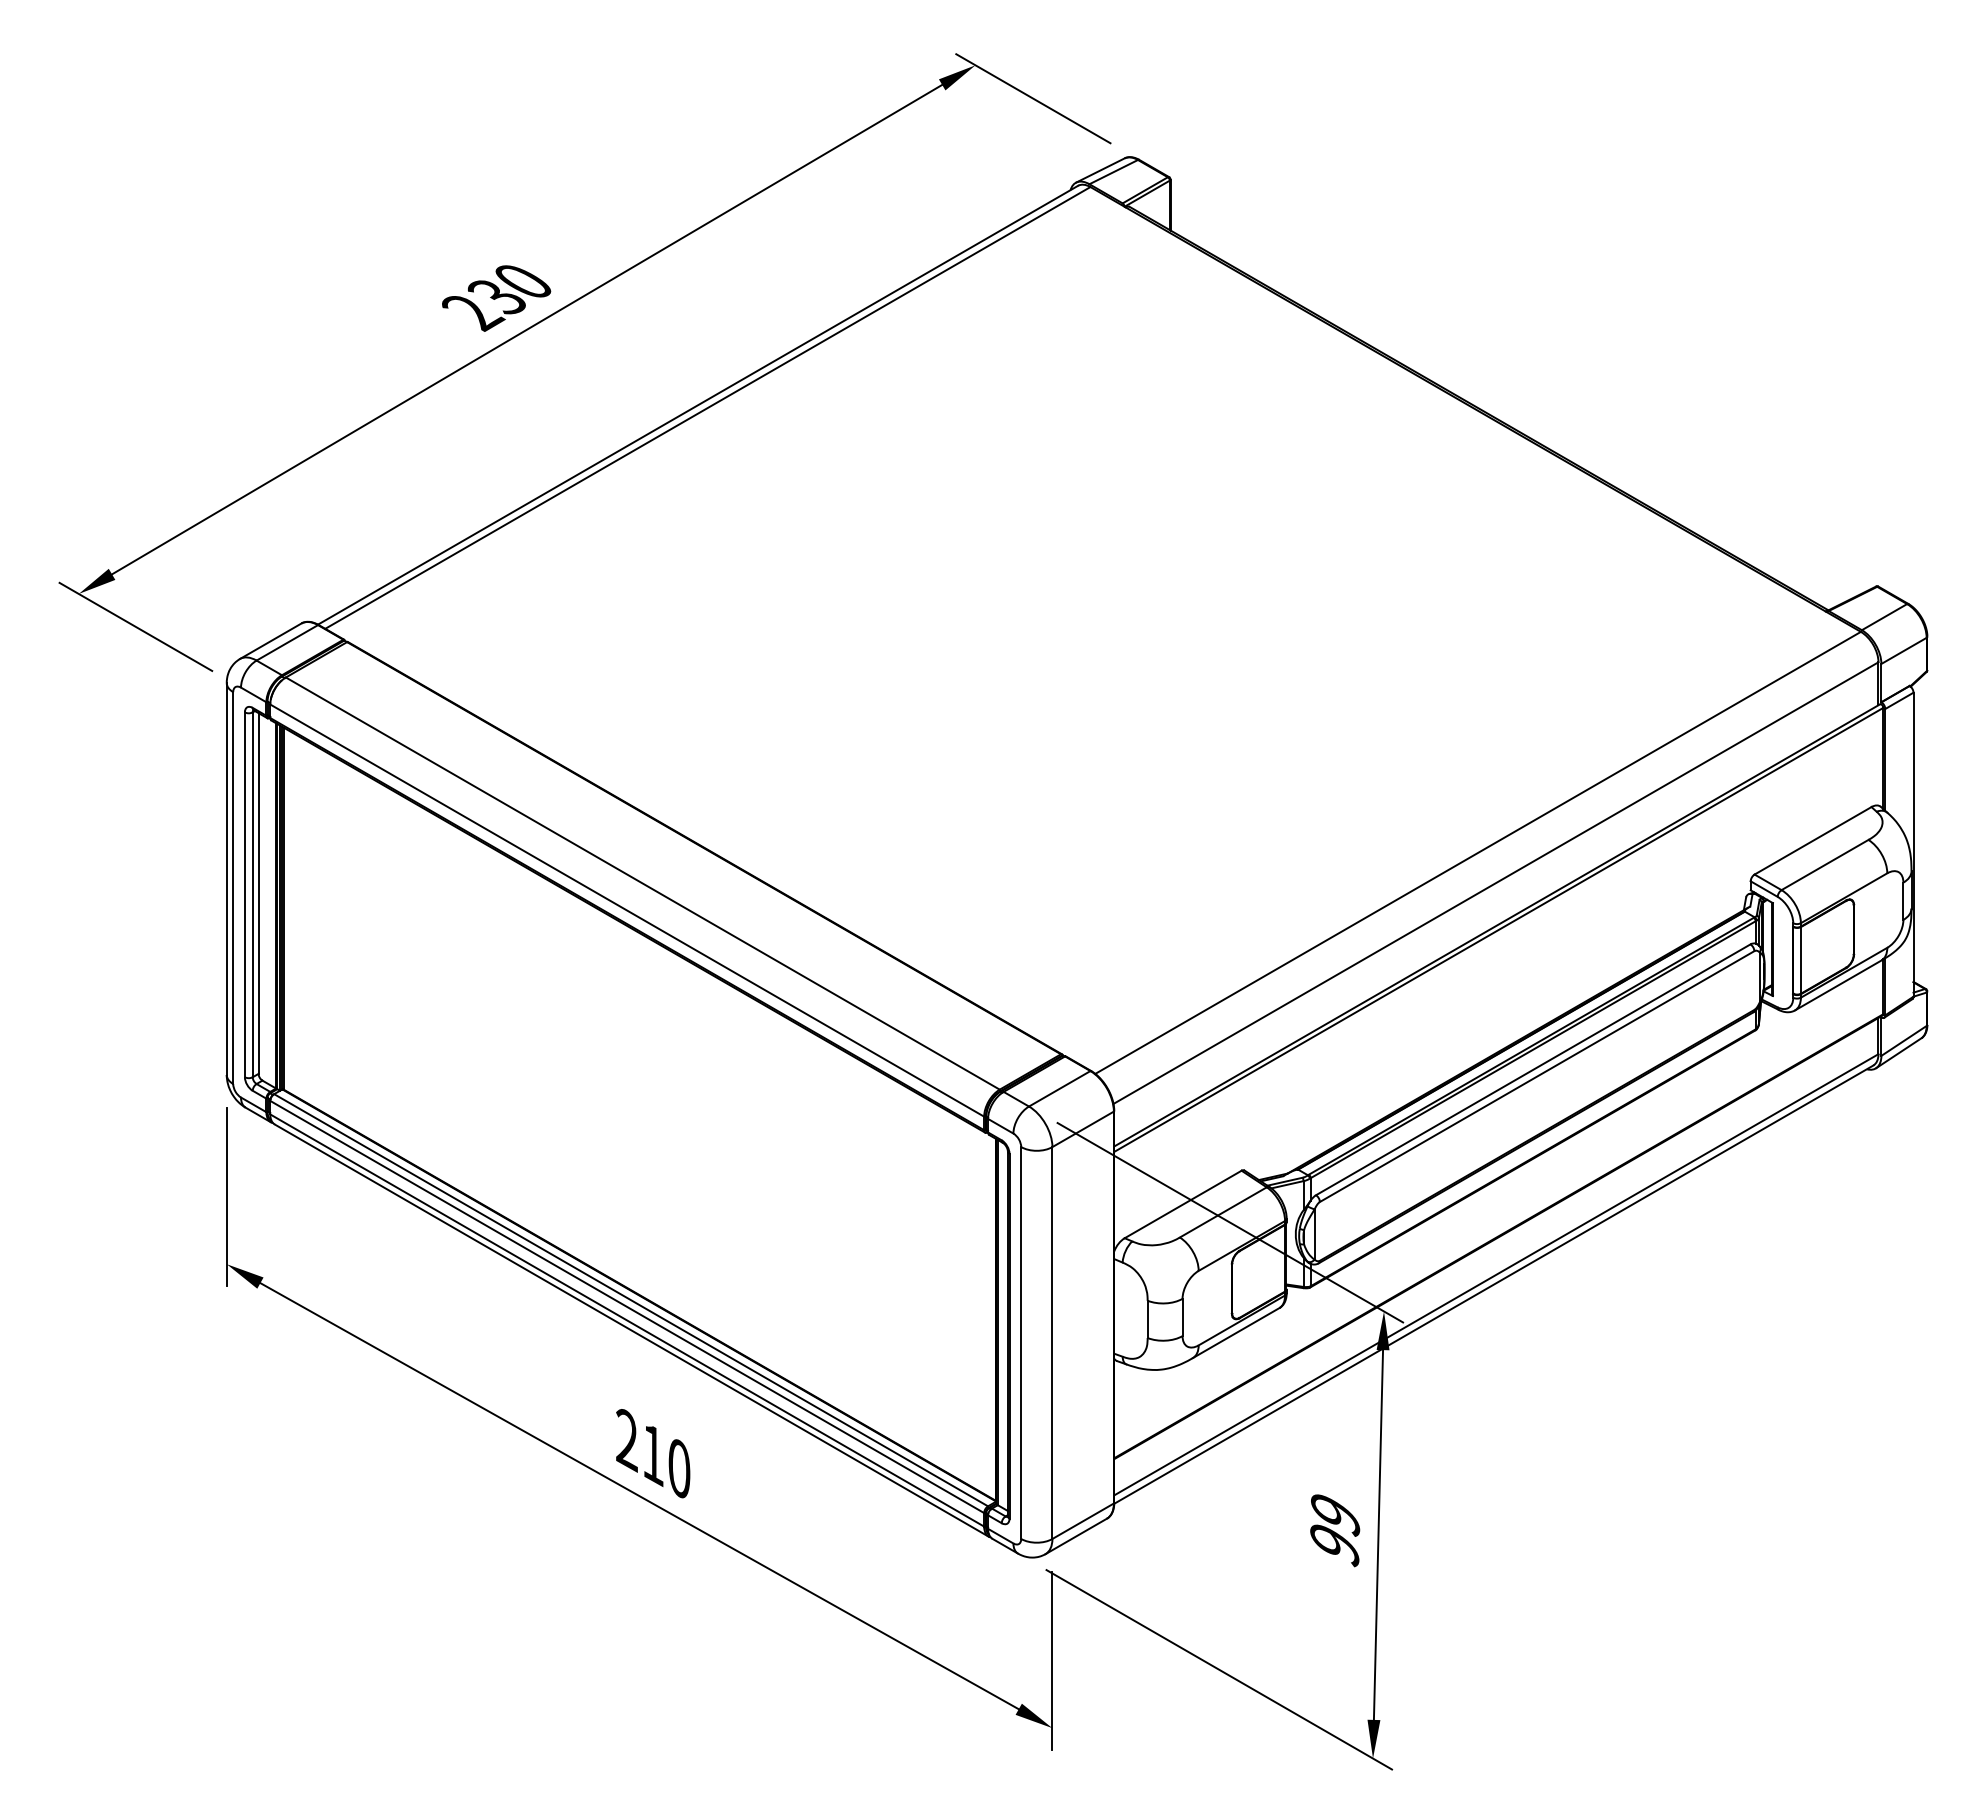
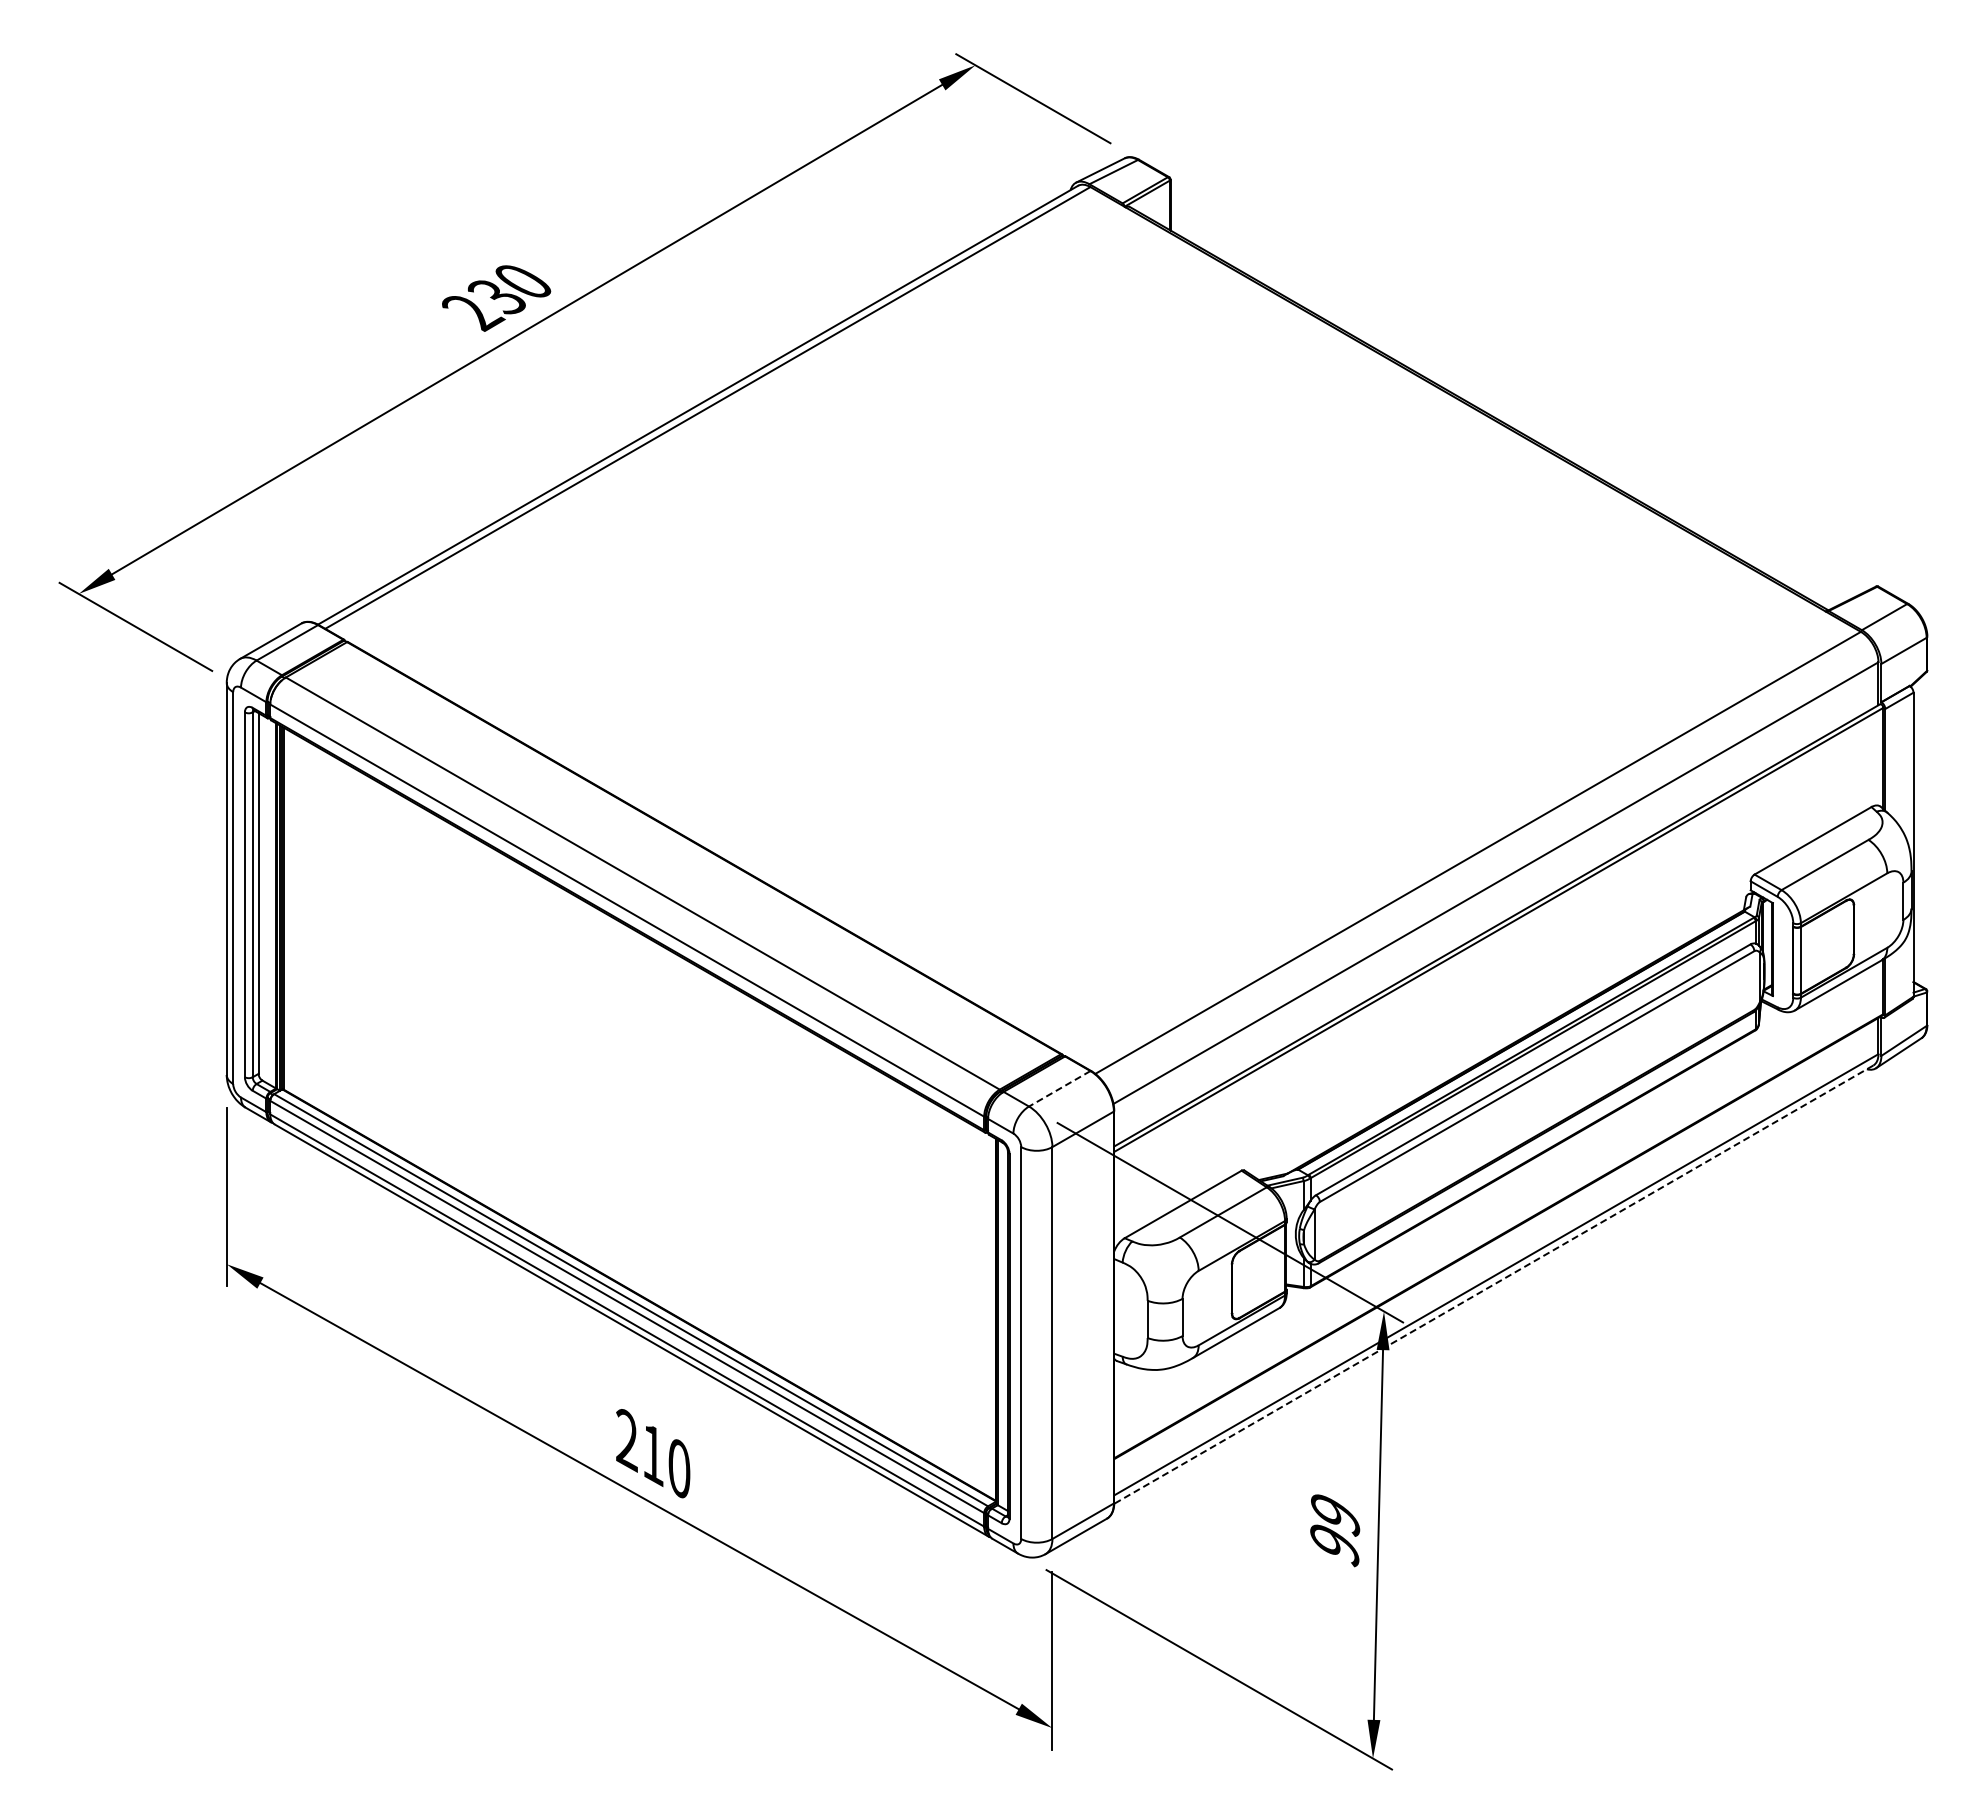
line: solid -> dashed (1059, 1089)
line: solid -> dashed (1493, 1284)
